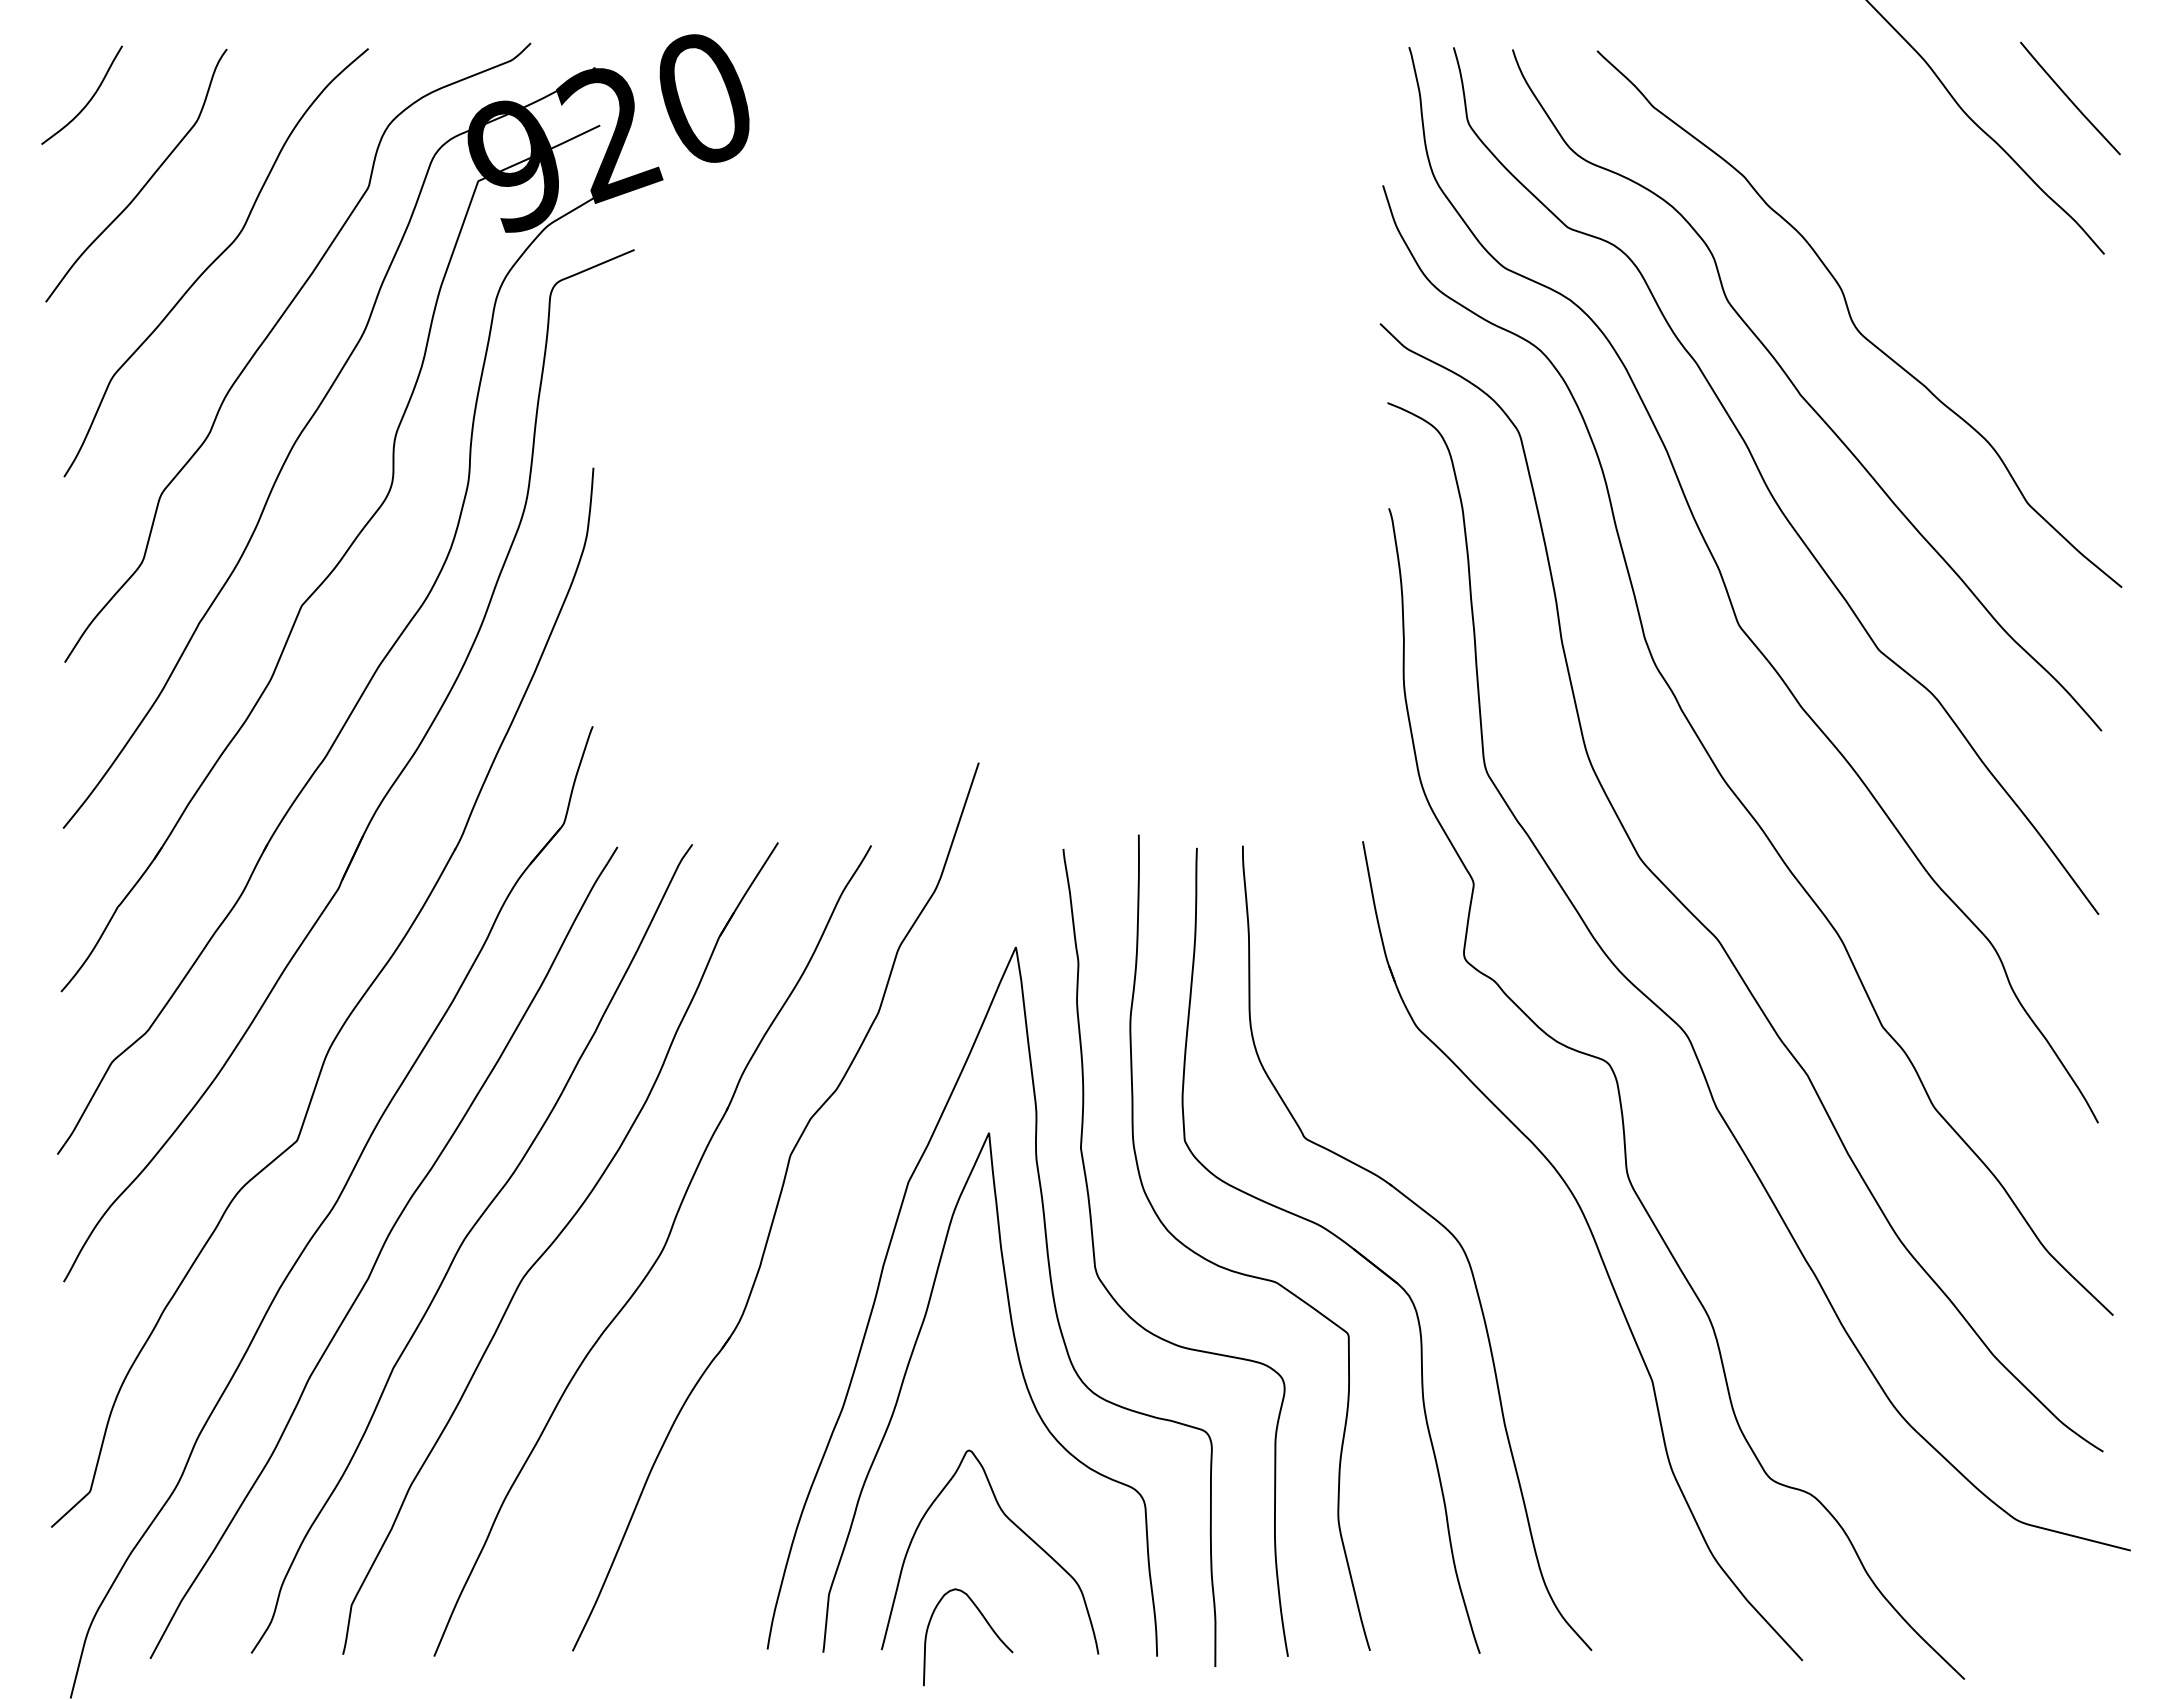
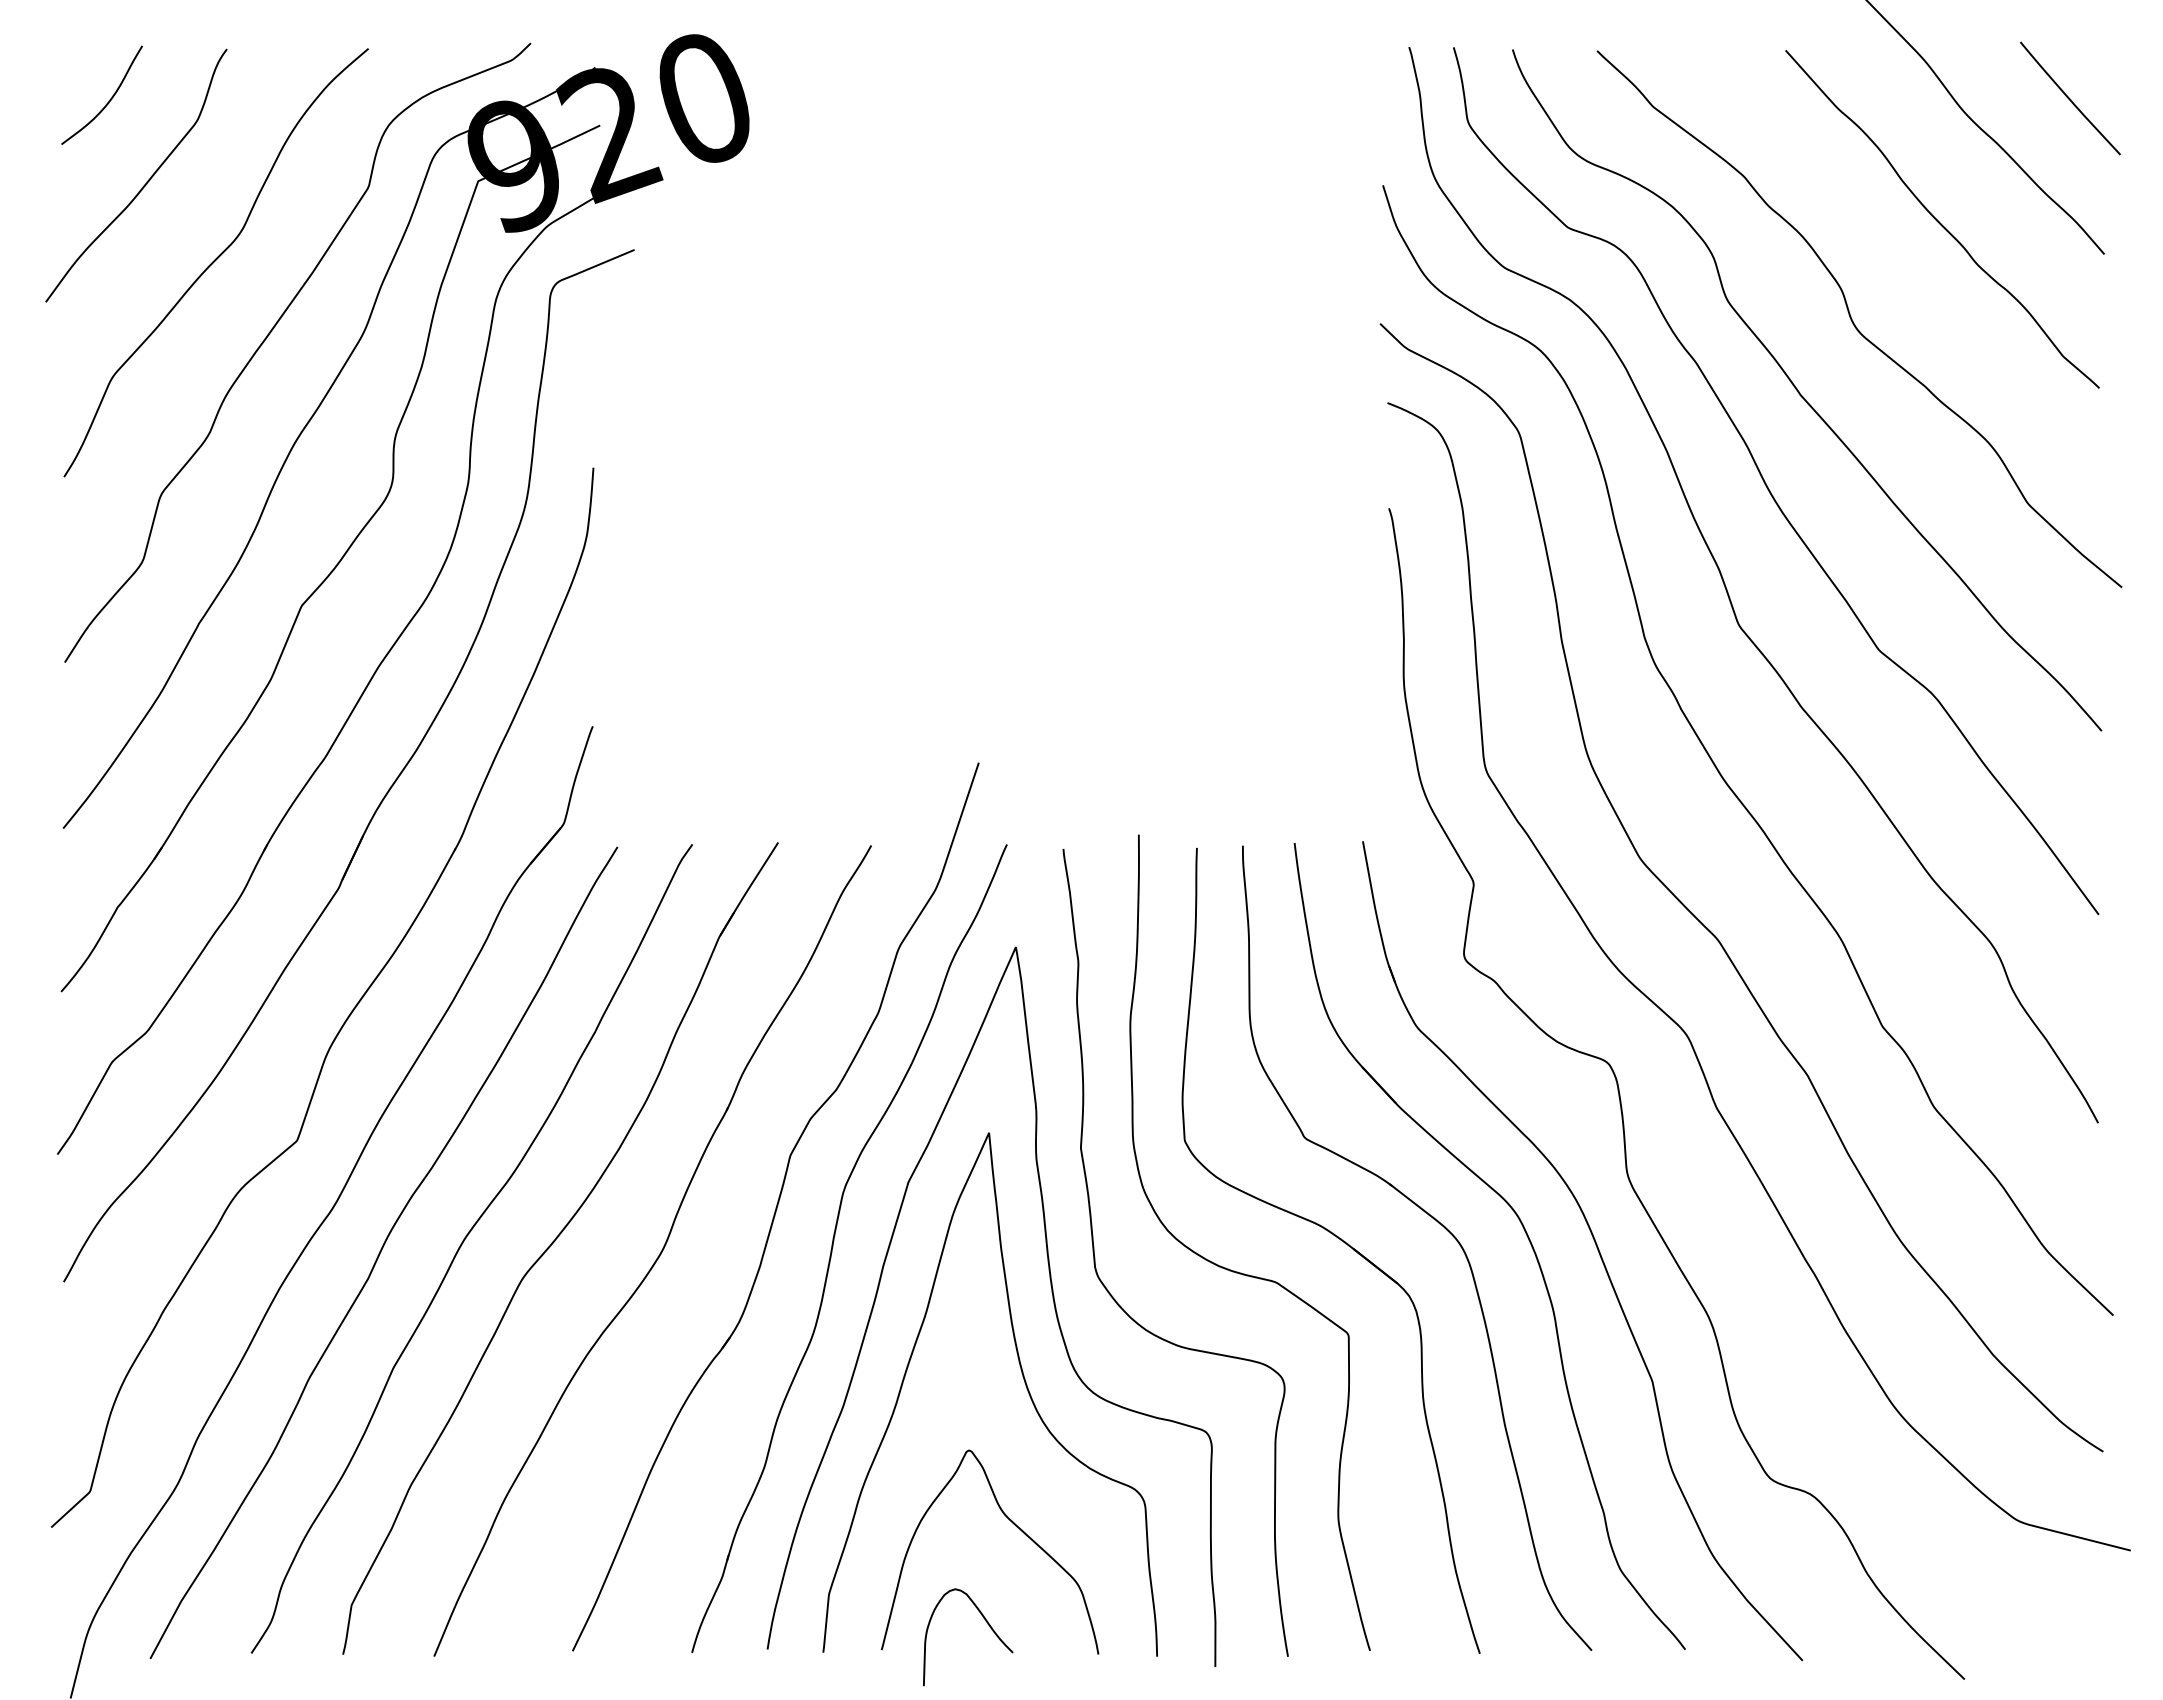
curve position: (89, 99) -> (109, 99) (109, 99)
curve: none -> present (1939, 221)
part: none -> present (1523, 1229)
part: none -> present (833, 1247)
